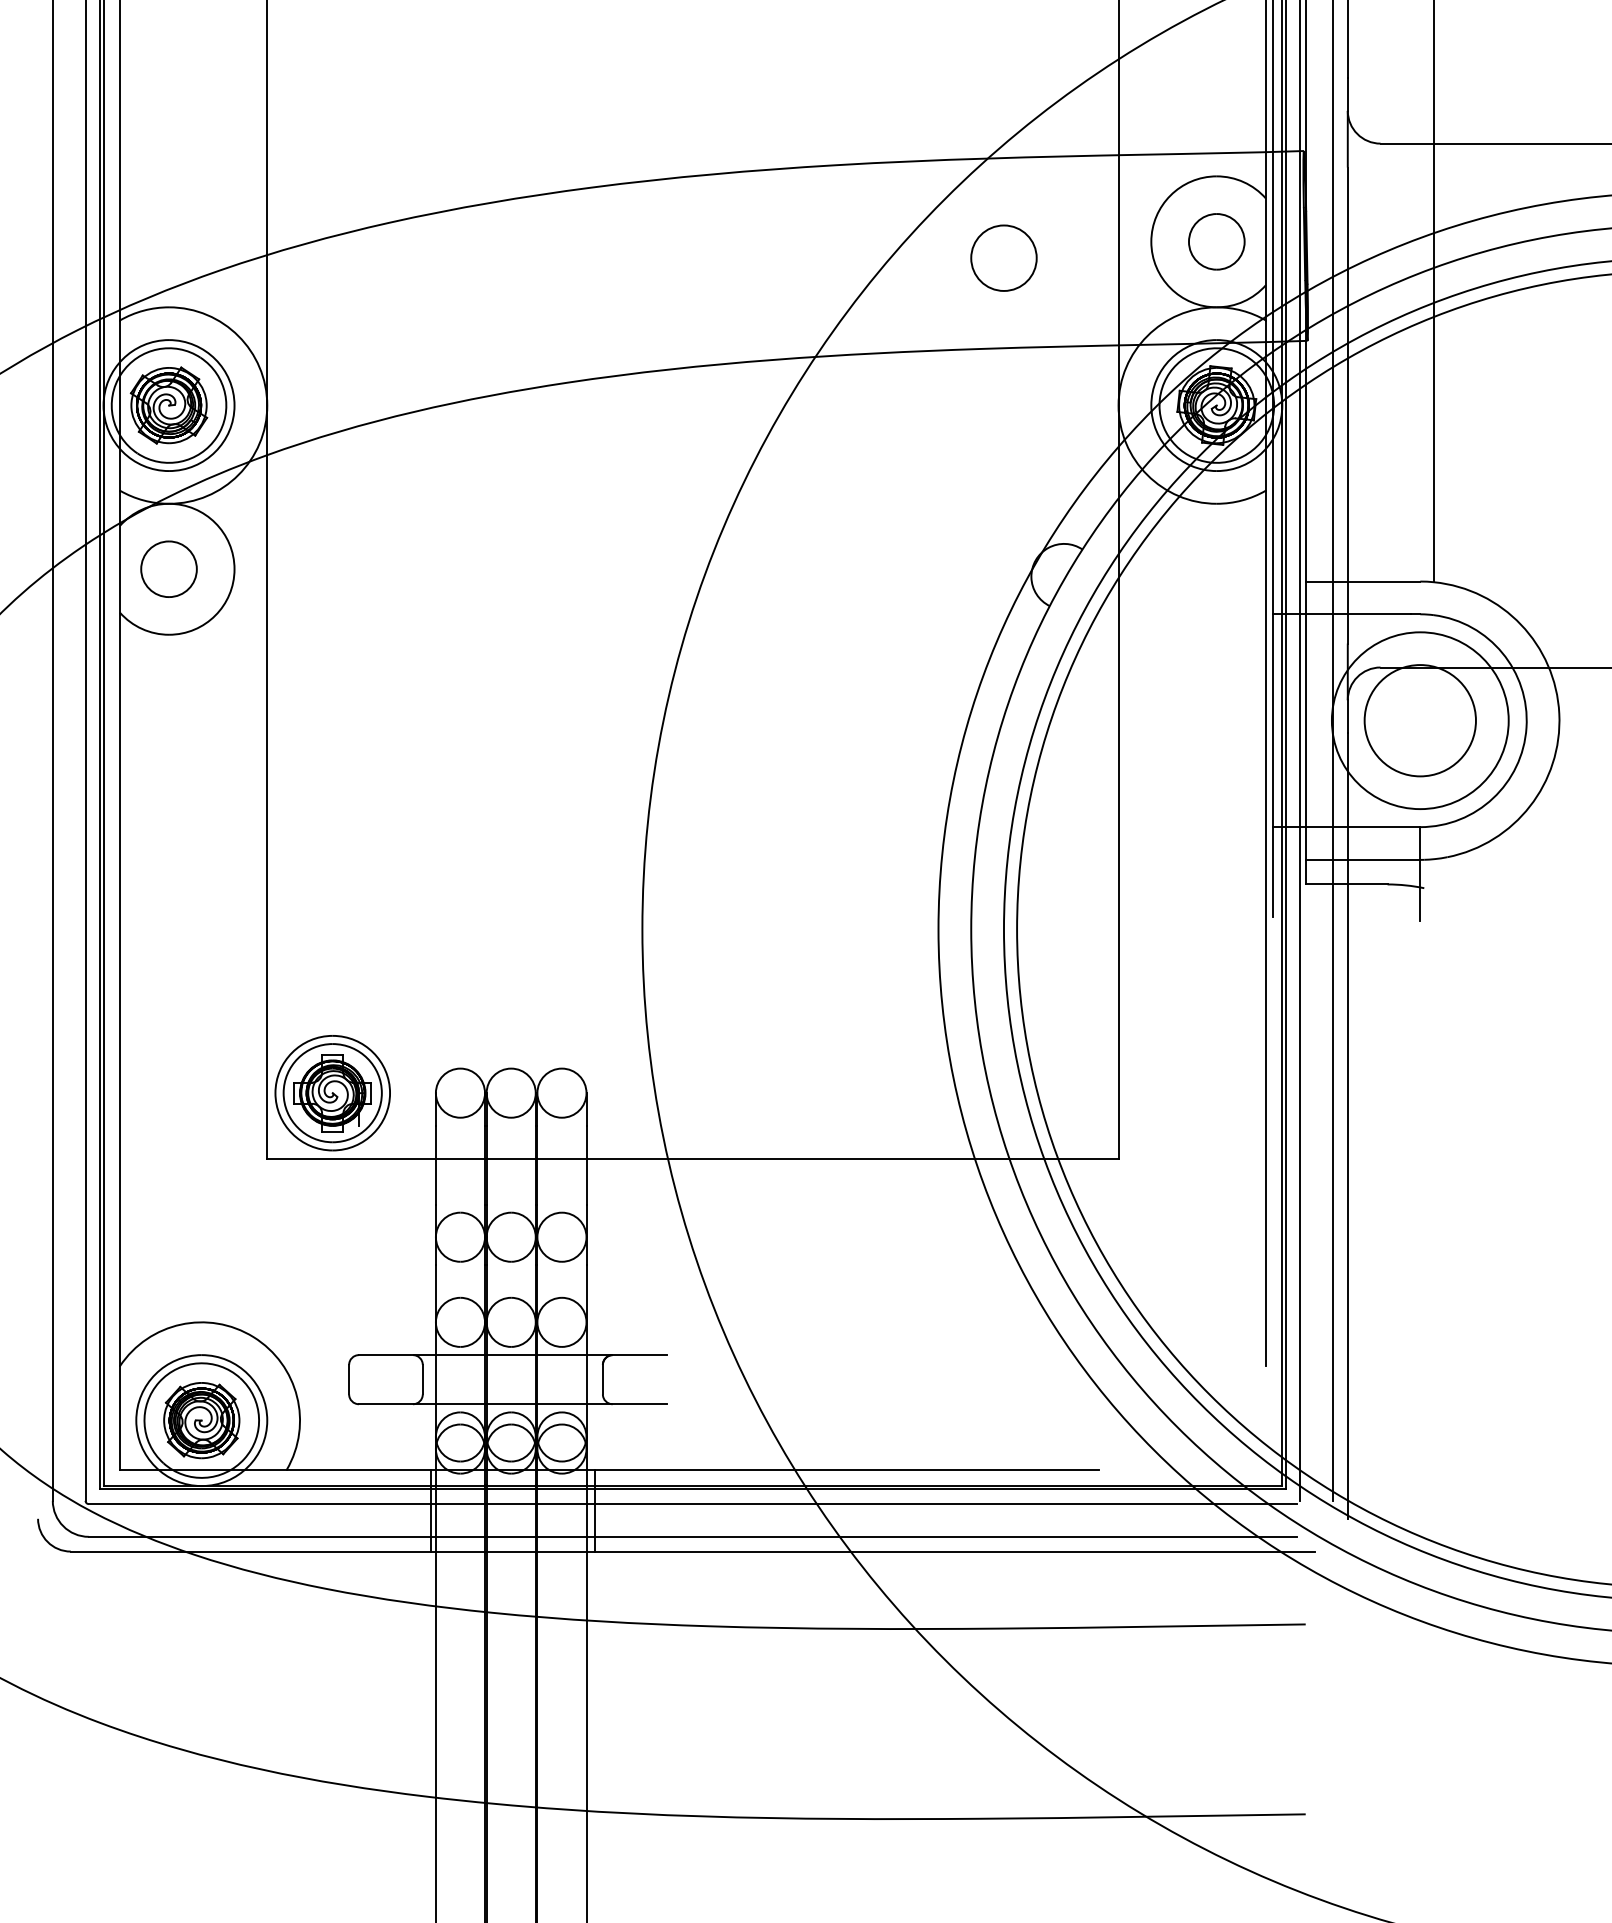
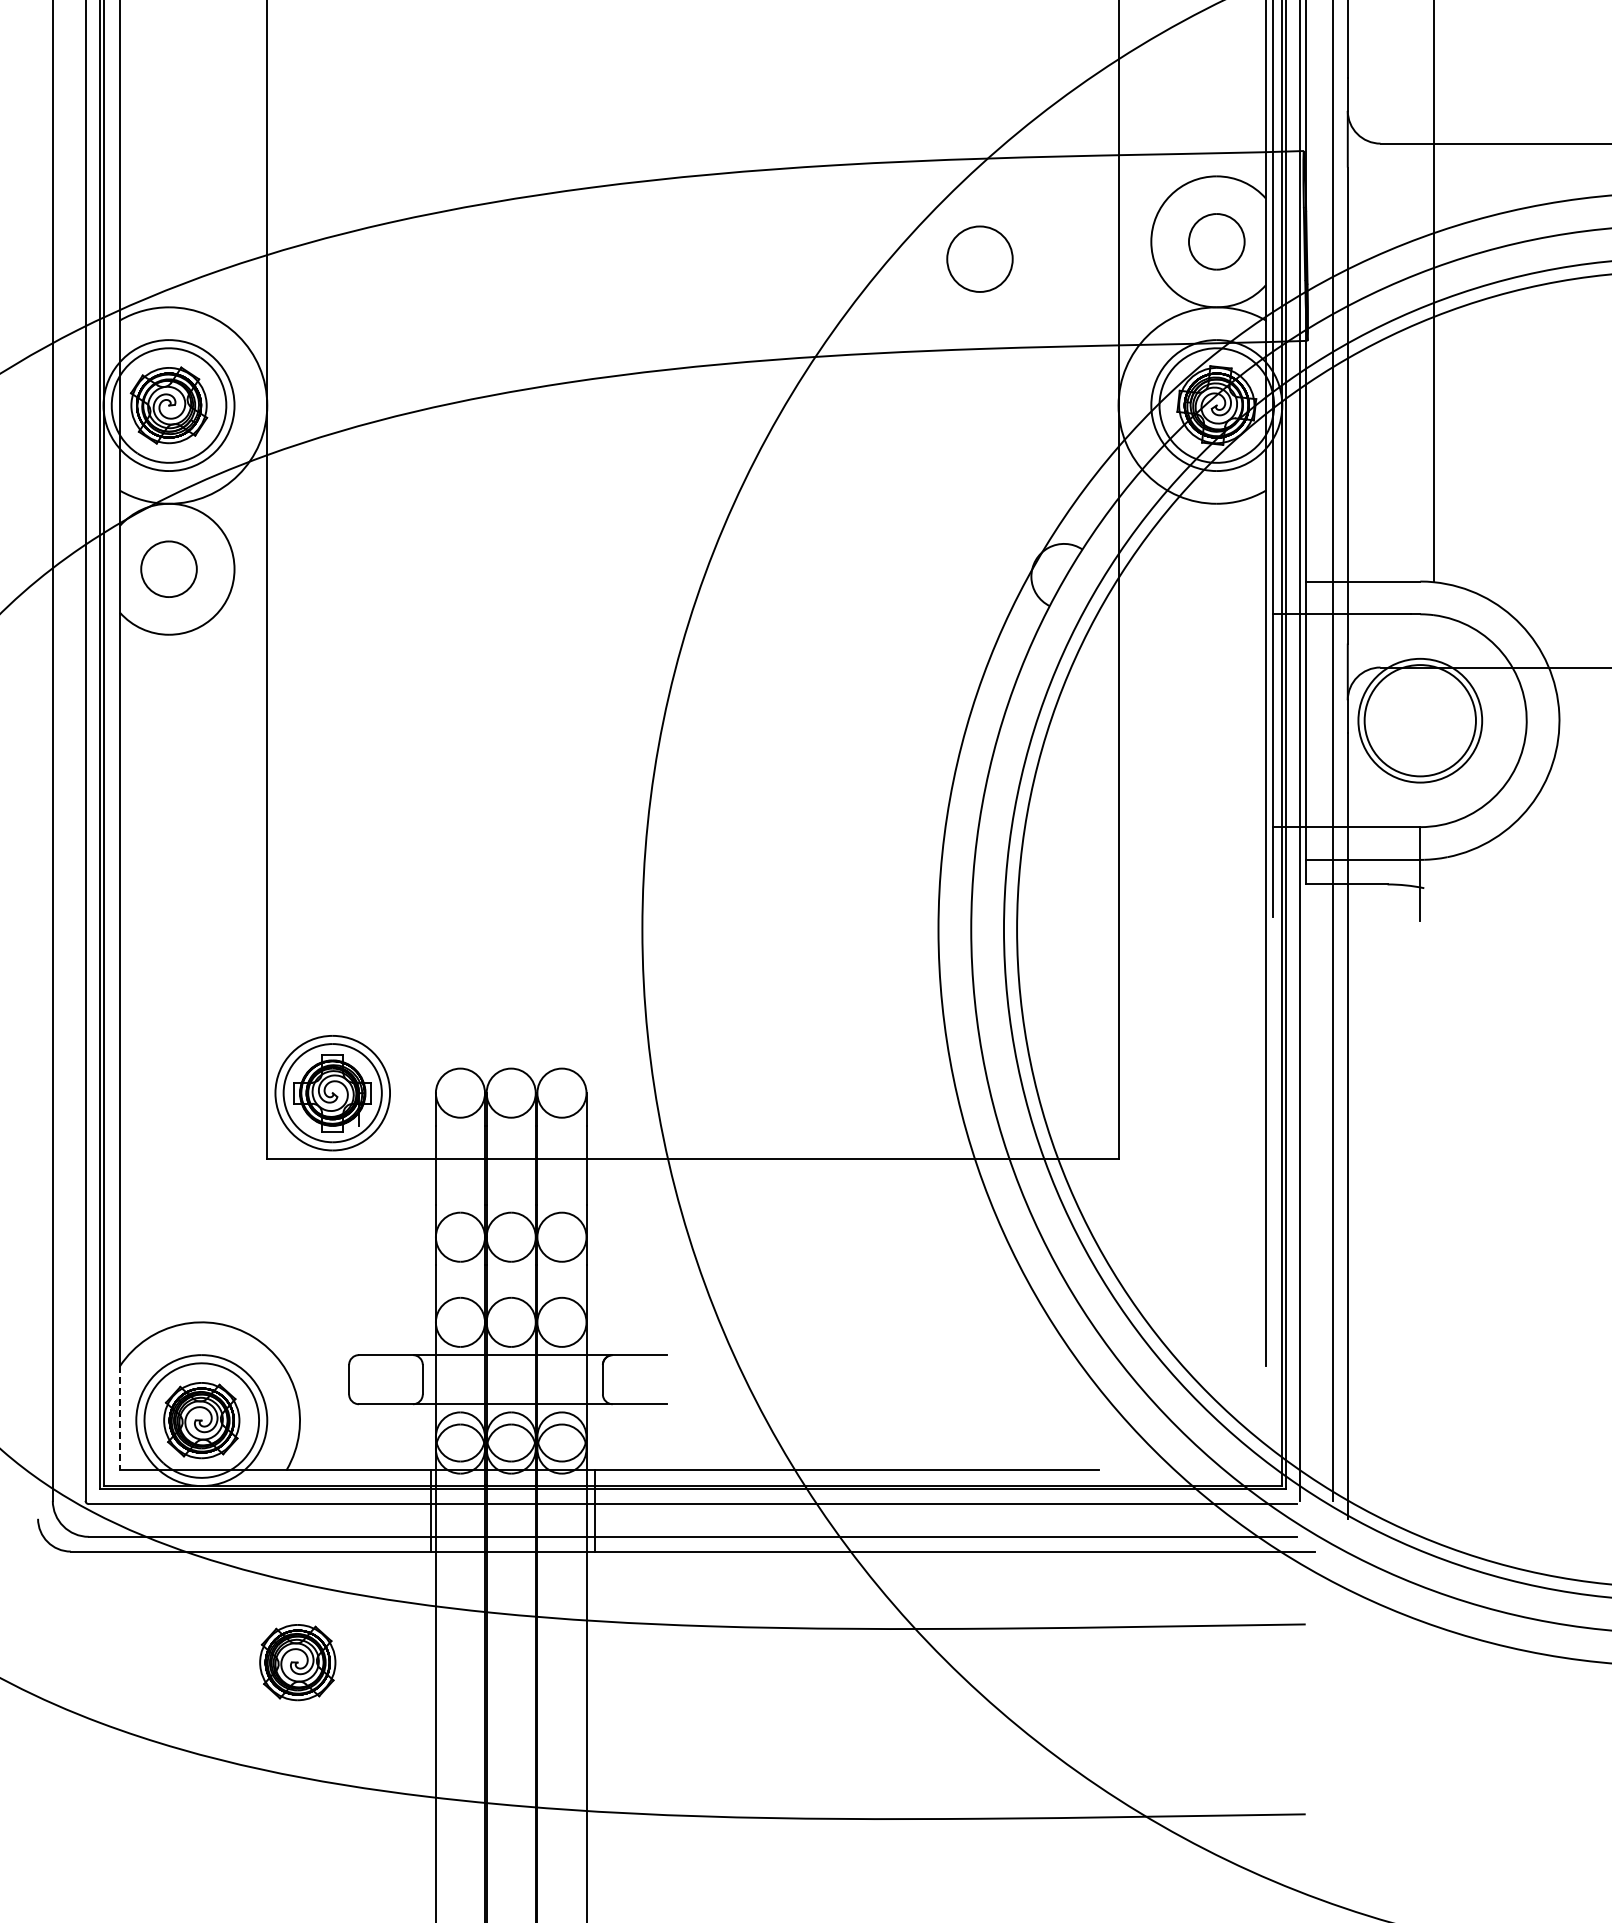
circle position: (1003, 257) -> (979, 258) (979, 258)
circle diameter: 177 px -> 124 px (1420, 720)
line: solid -> dashed (119, 1418)
part: none -> present (297, 1662)
